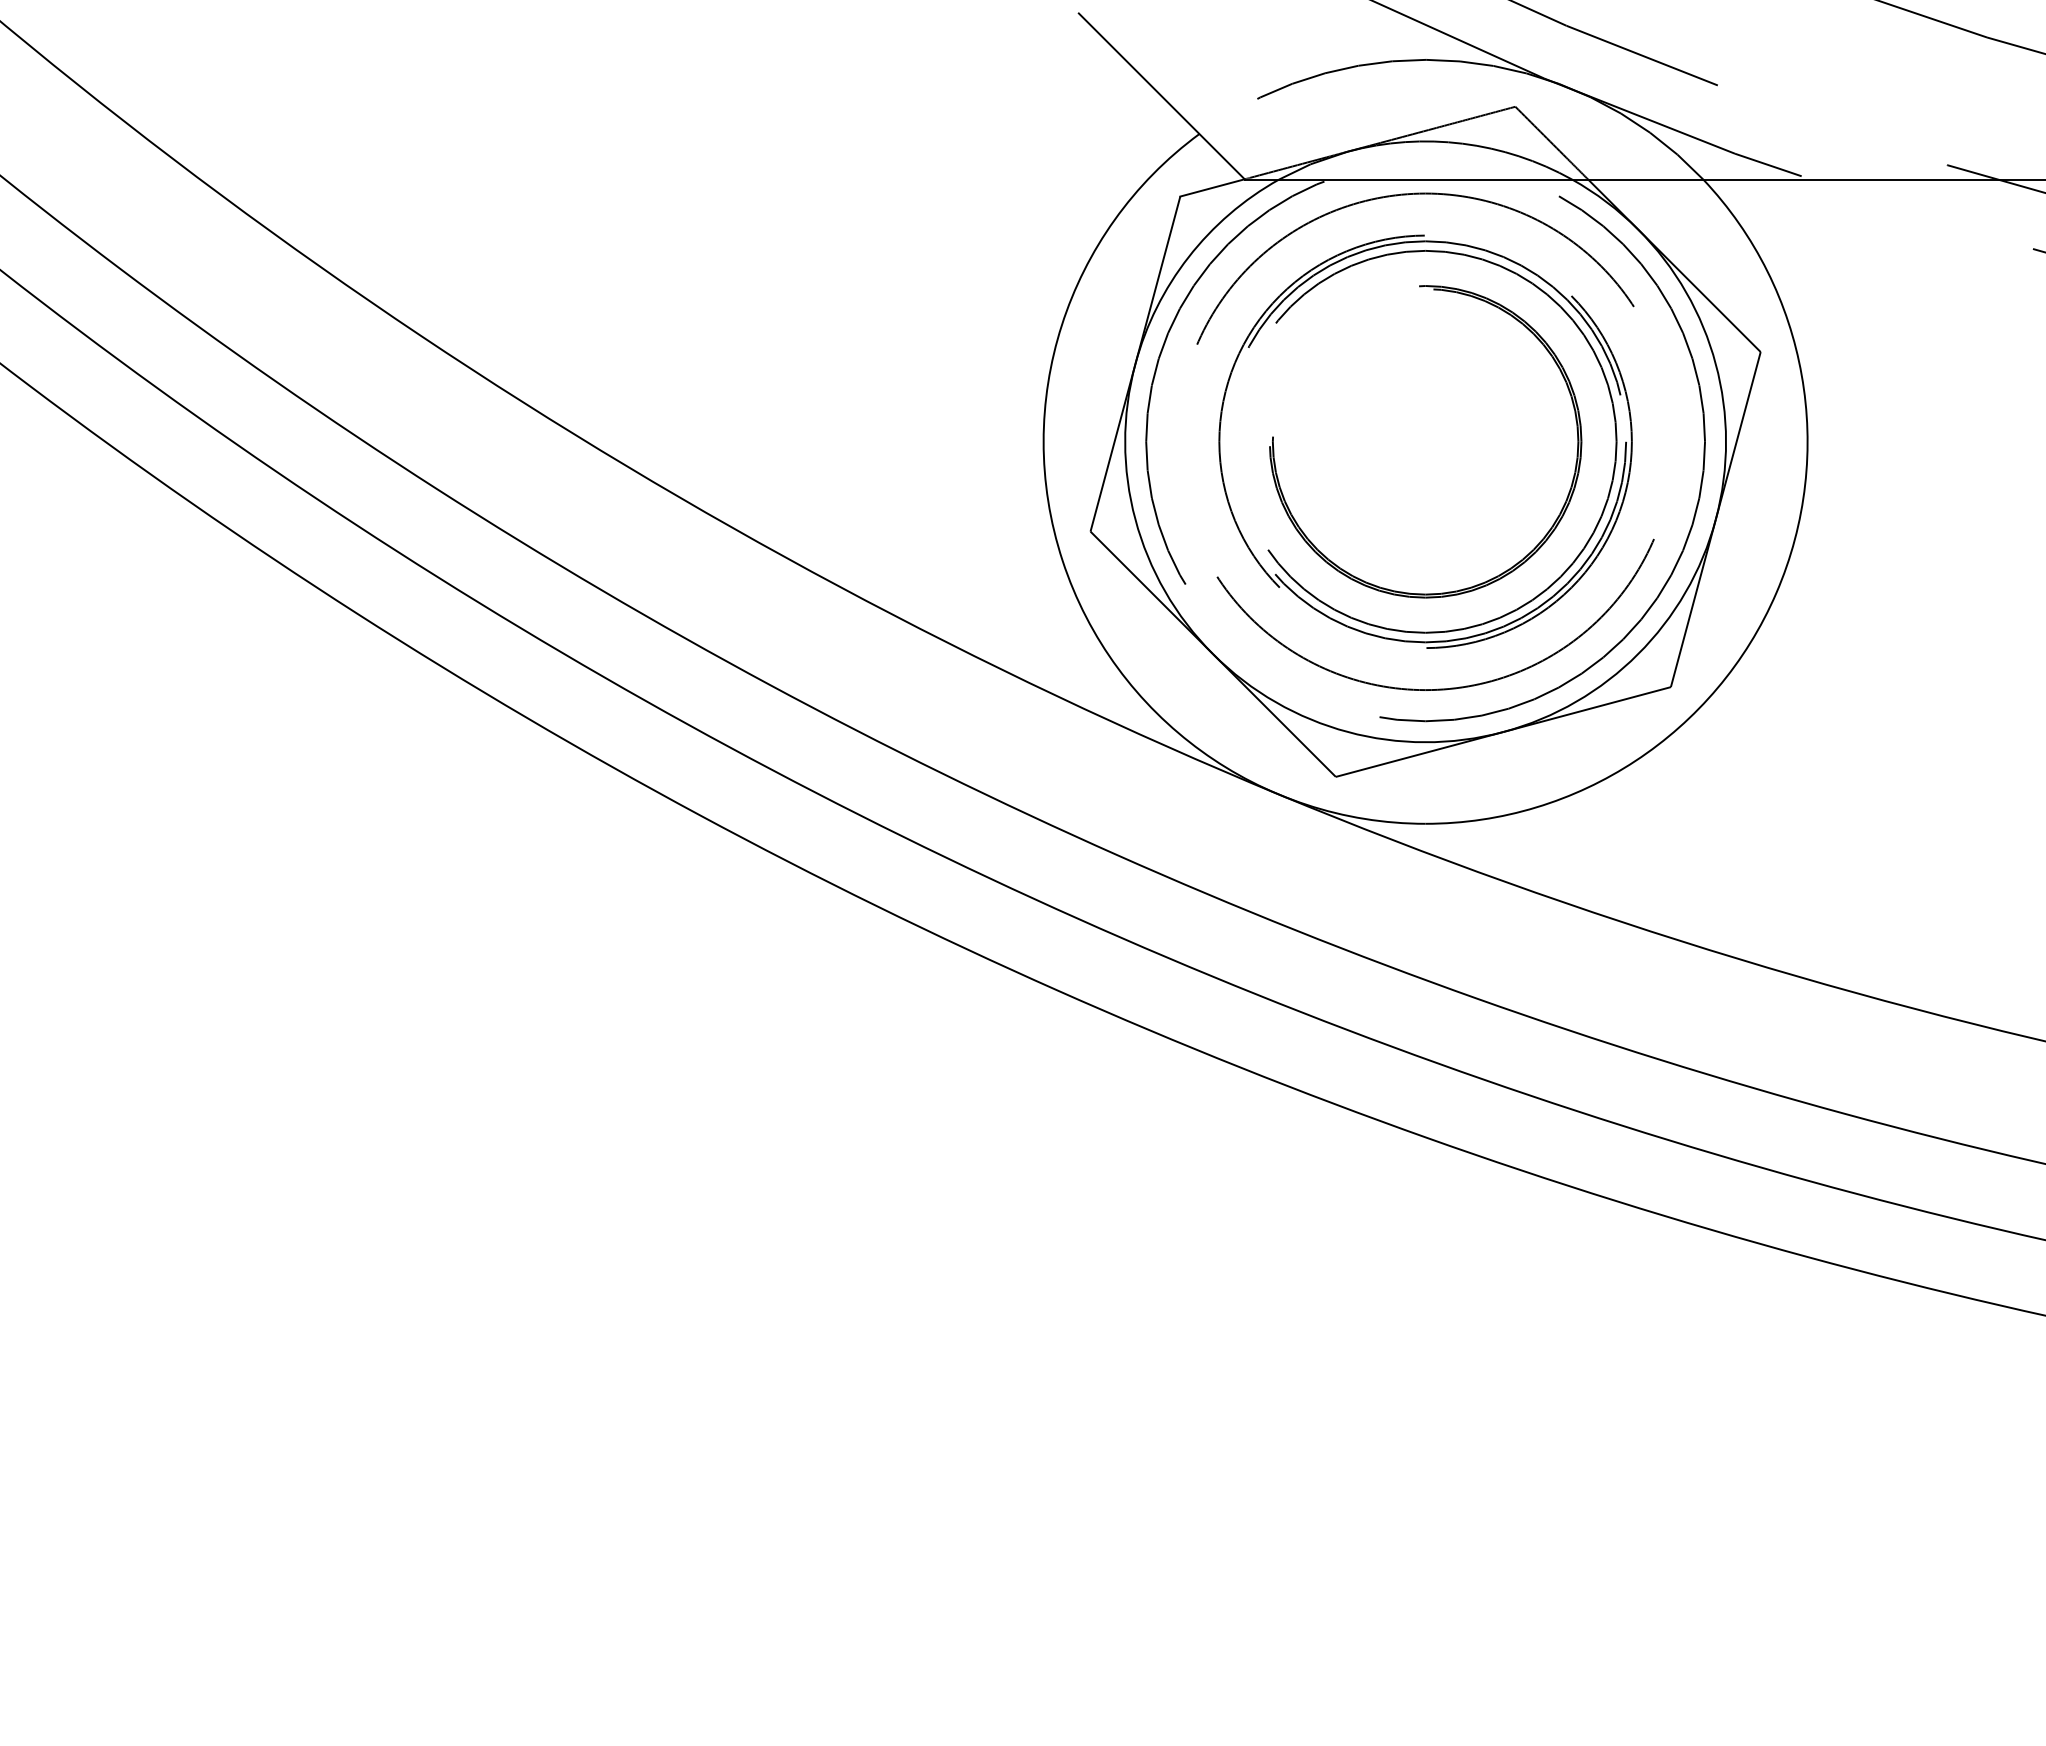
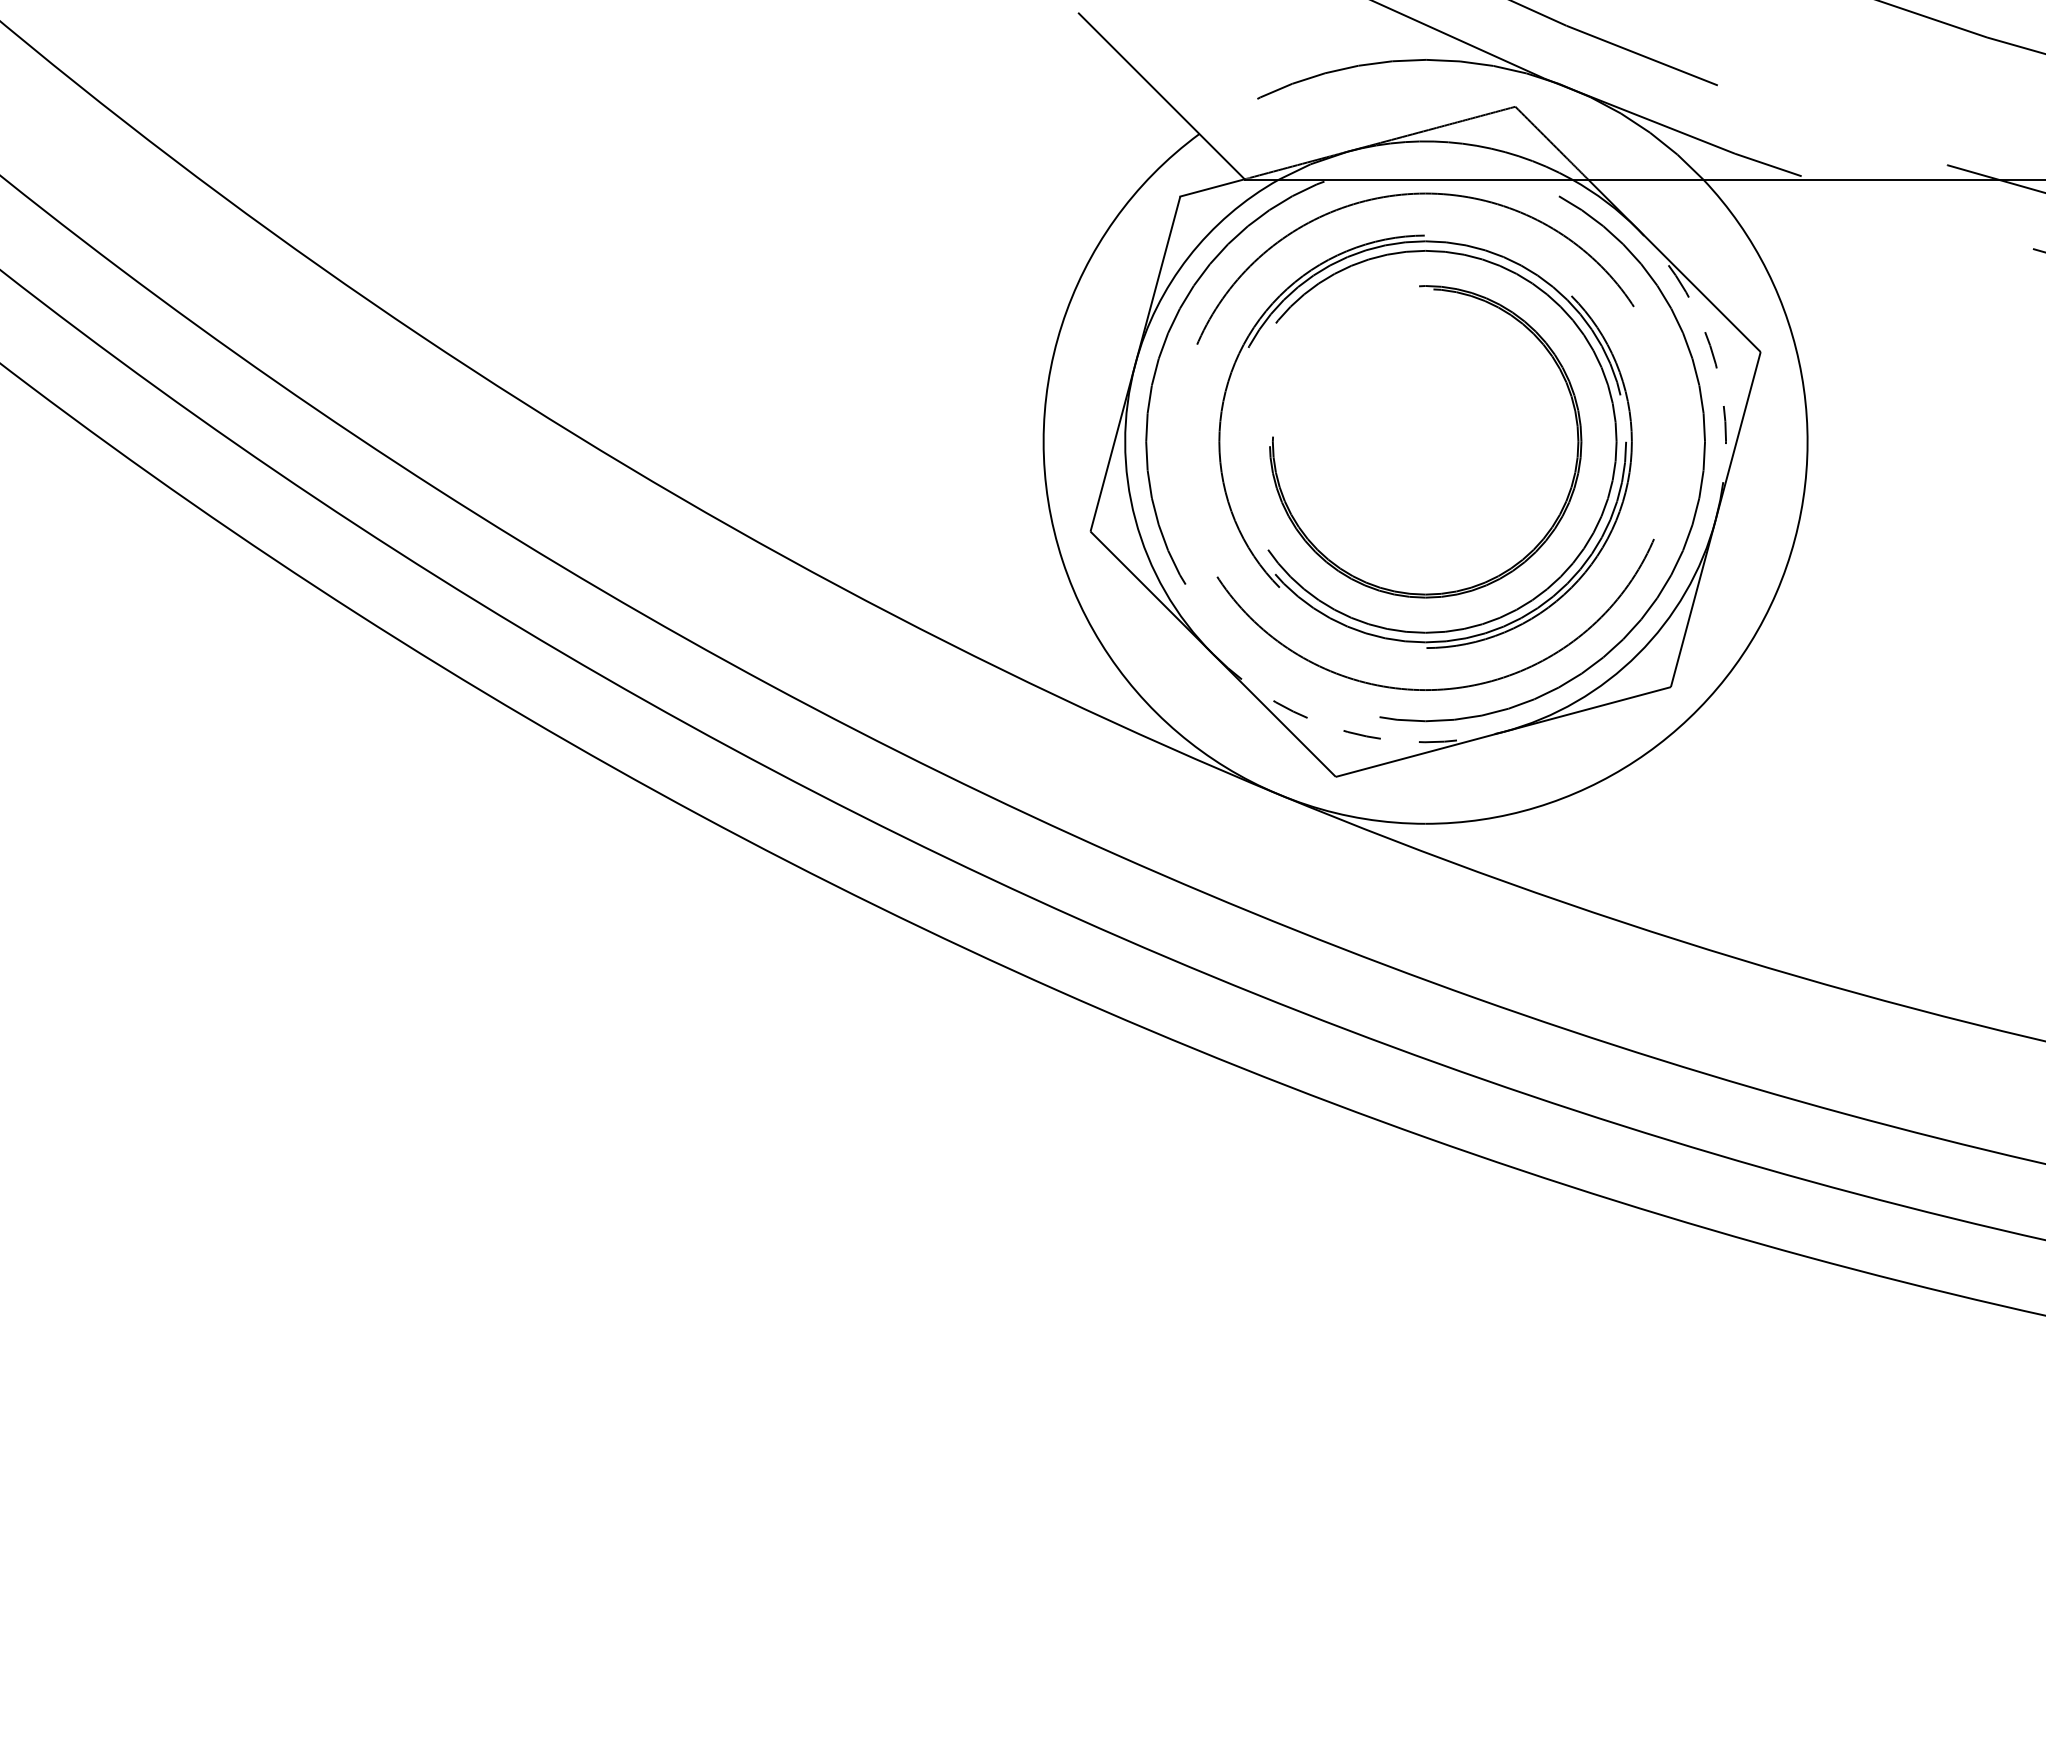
arc: solid -> dashed (1715, 364)
arc: solid -> dashed (1347, 732)
